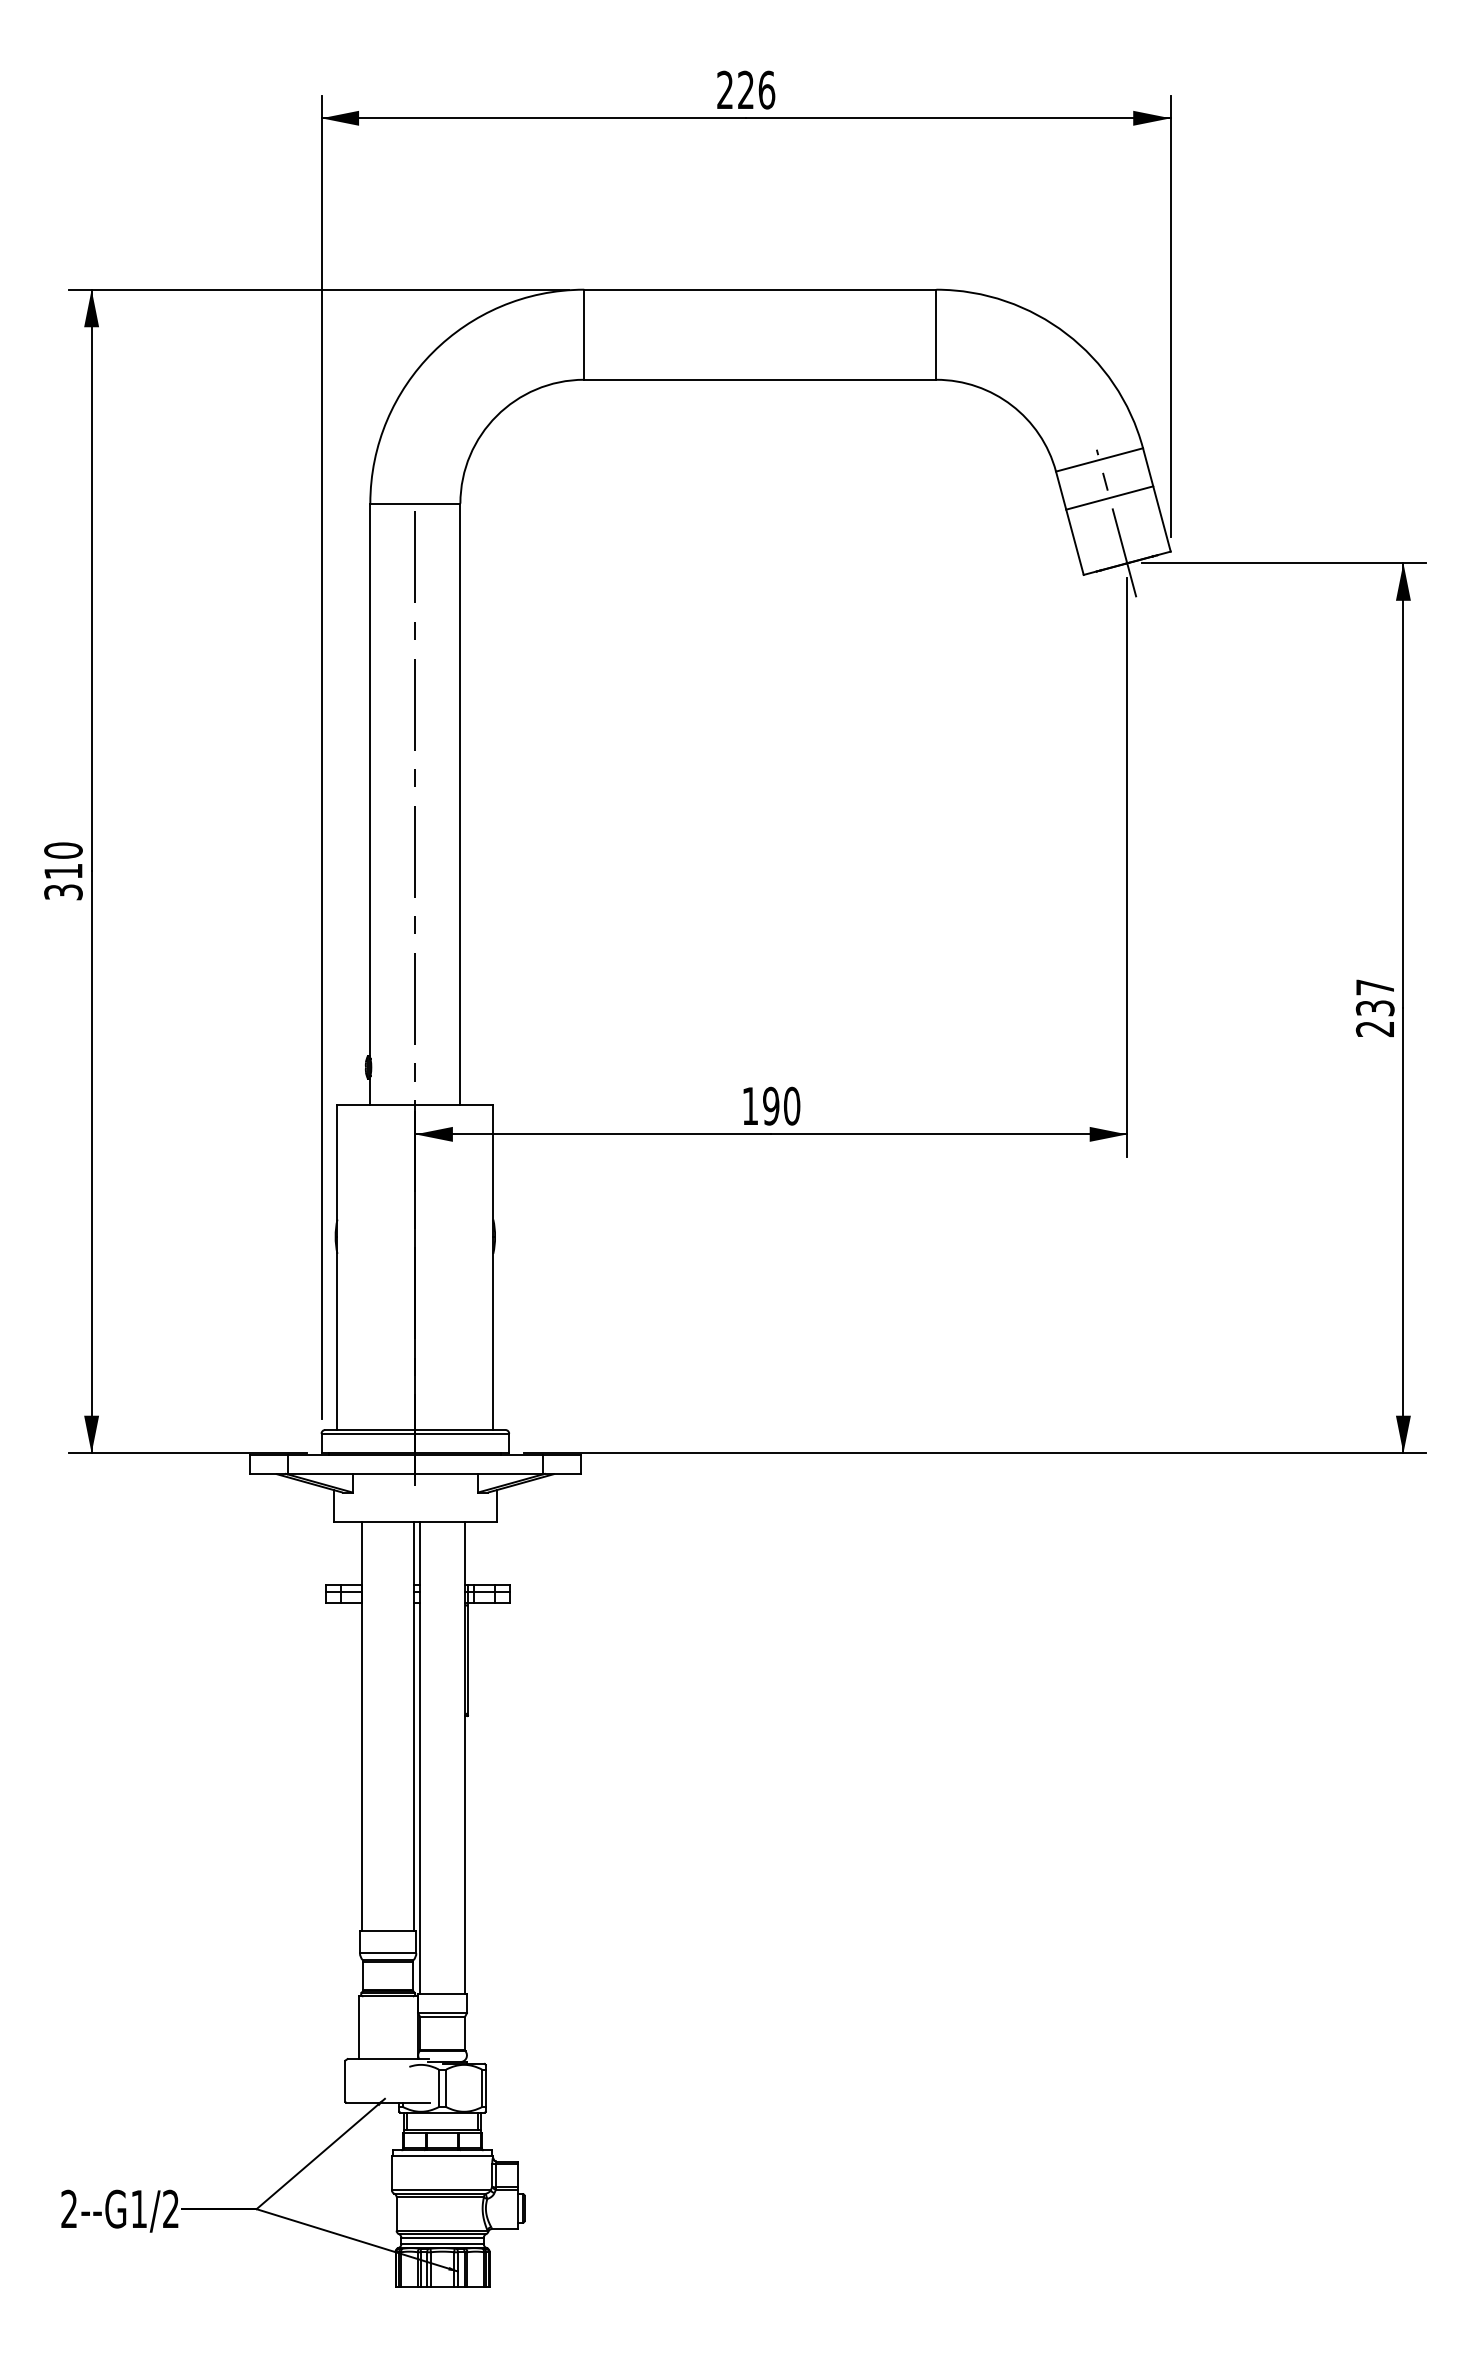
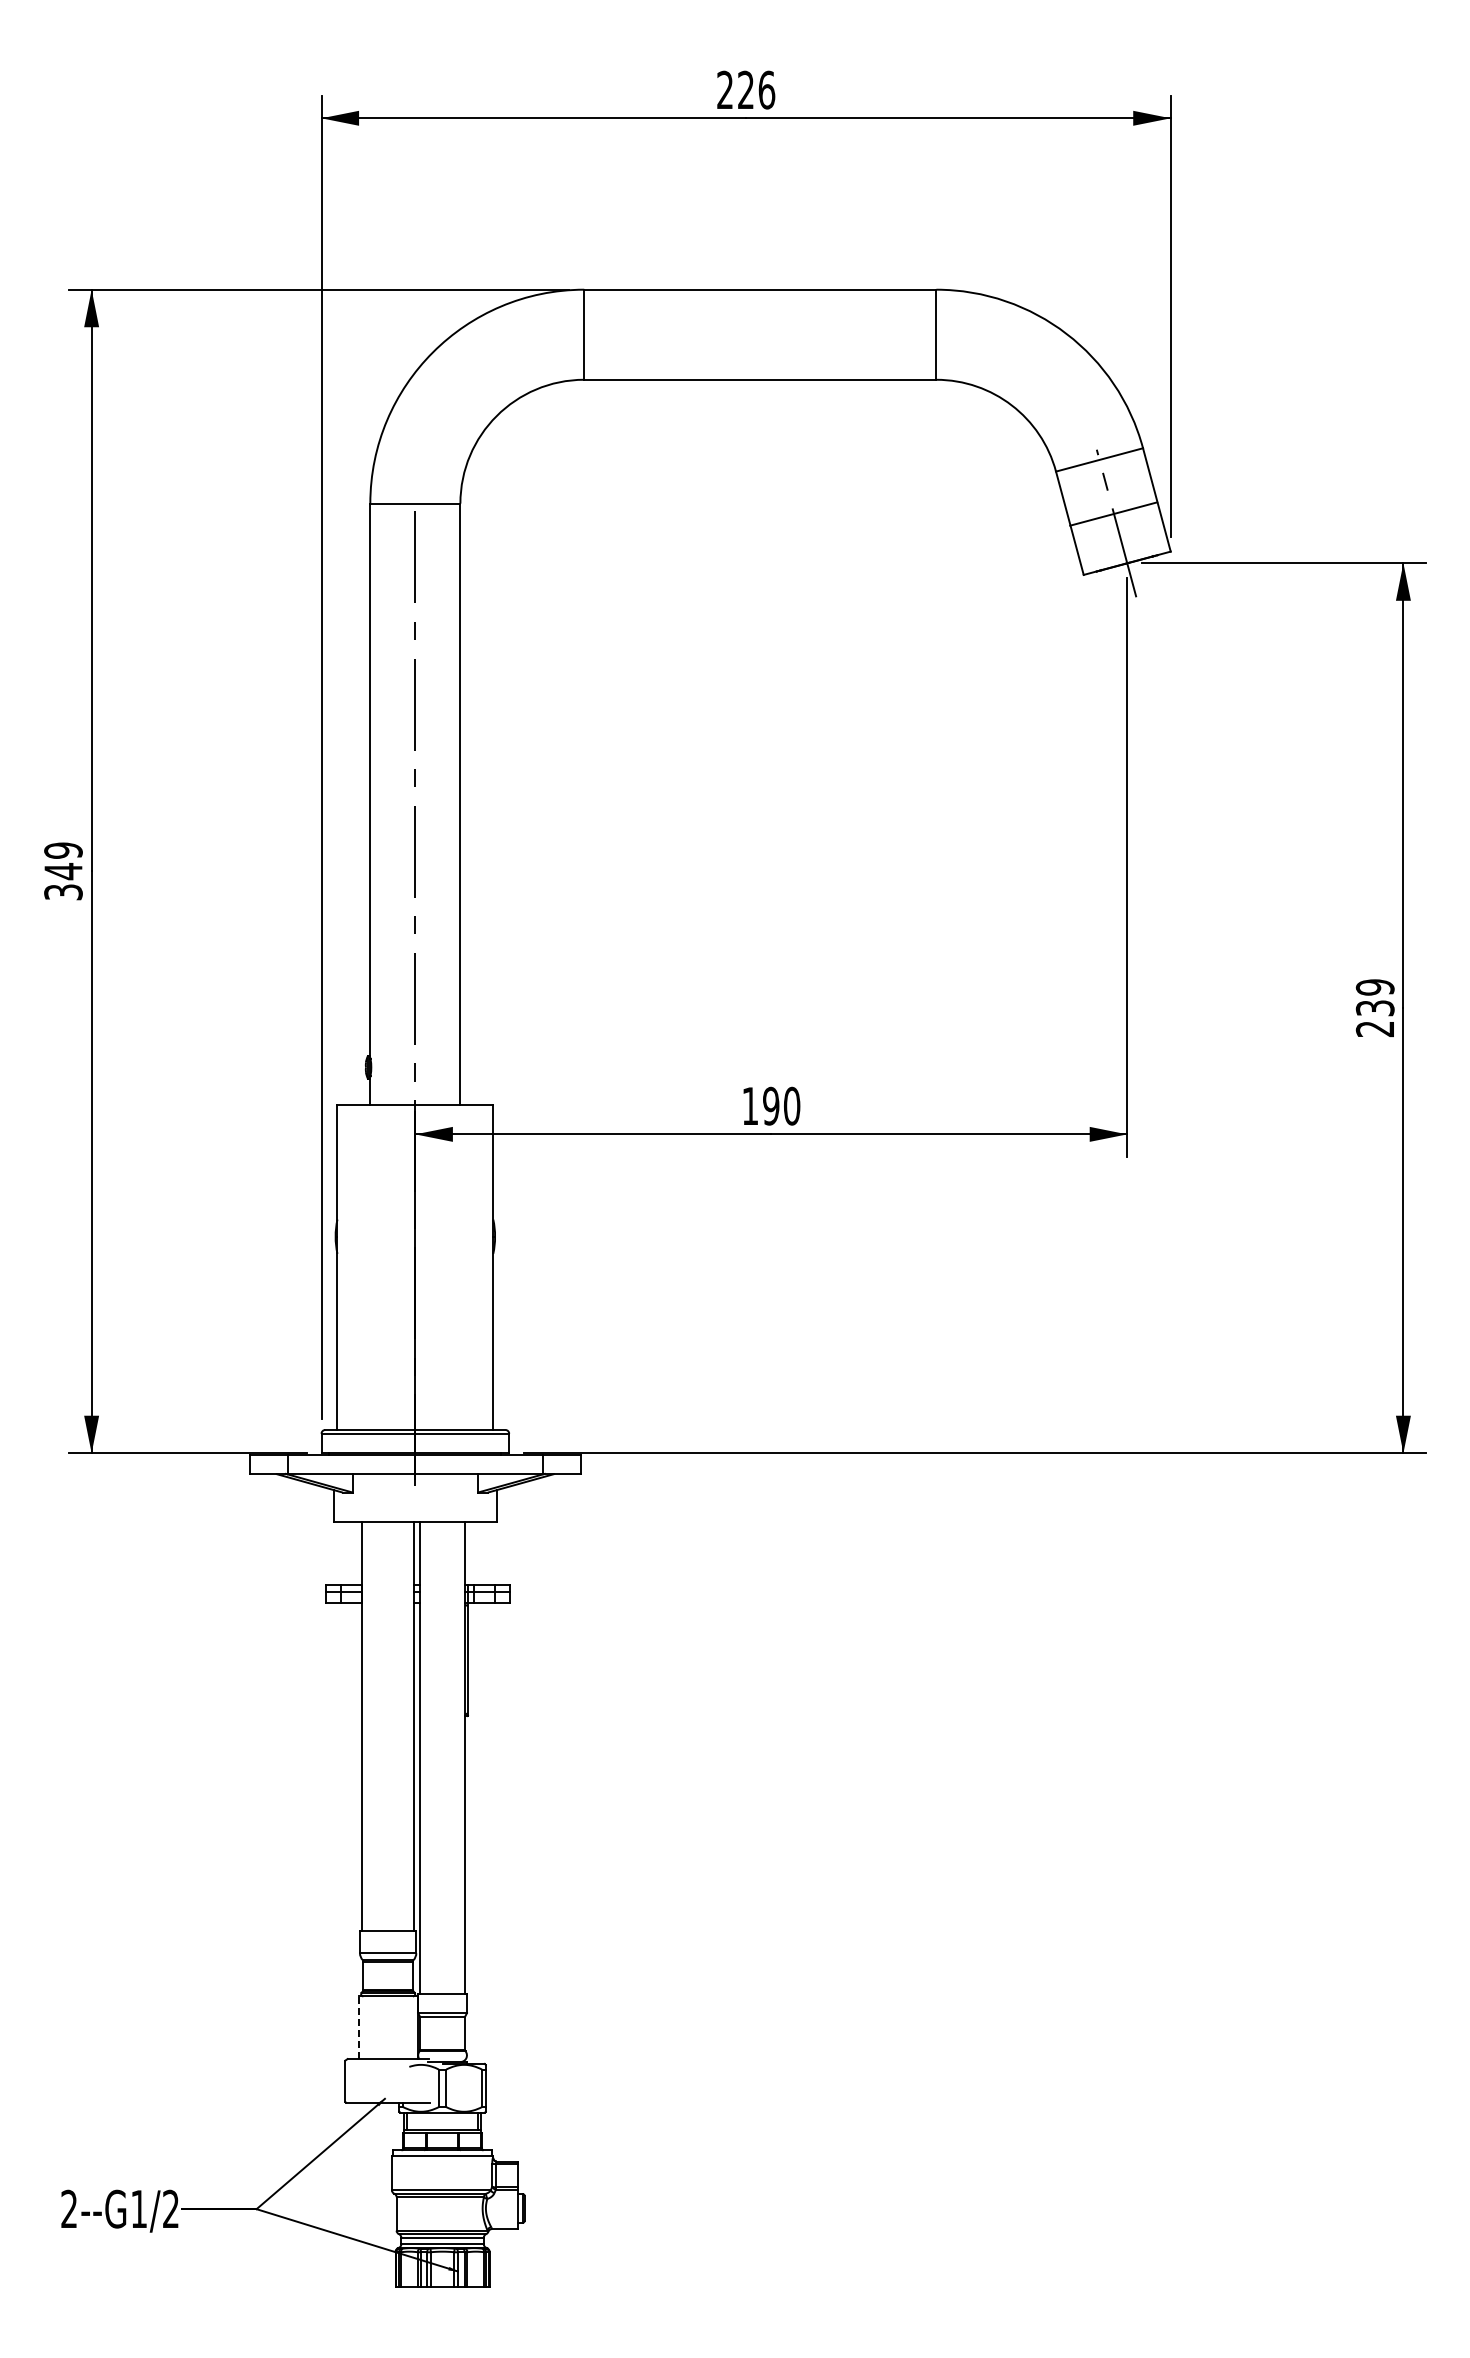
line position: (1109, 497) -> (1113, 513) (1113, 513)
text: 310 -> 349 (63, 861)
text: 237 -> 239 (1374, 987)
line: solid -> dashed (358, 2027)
